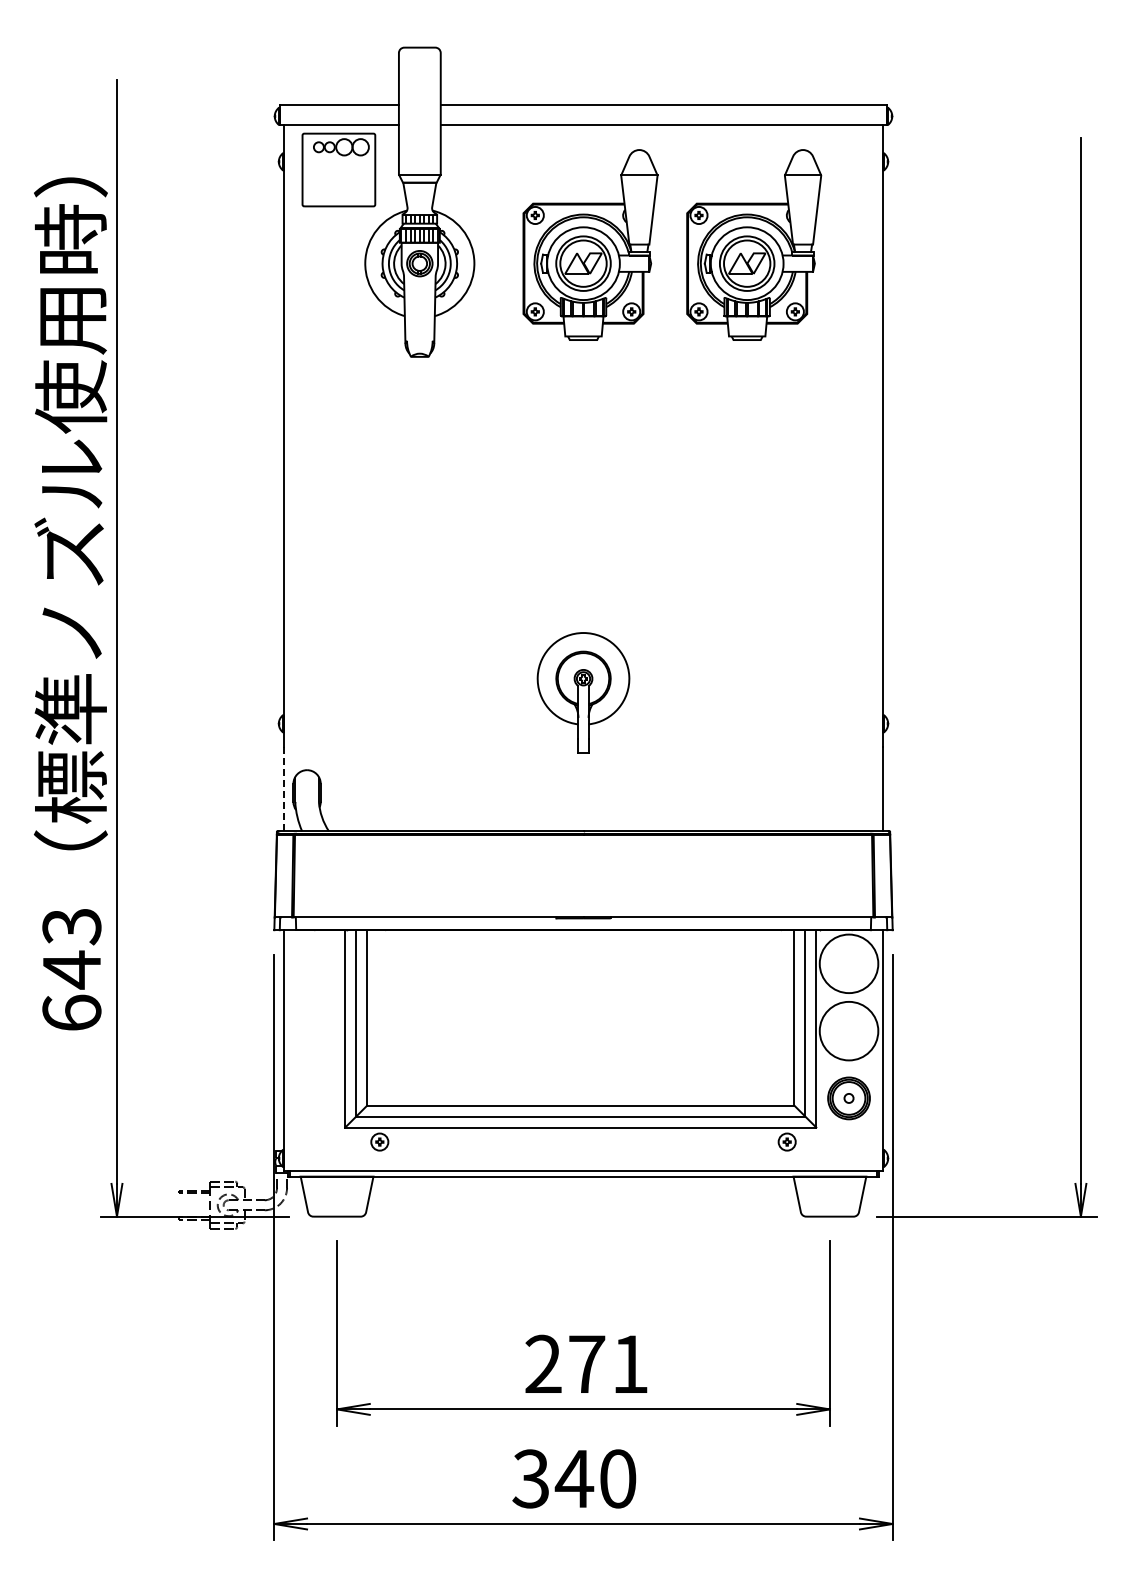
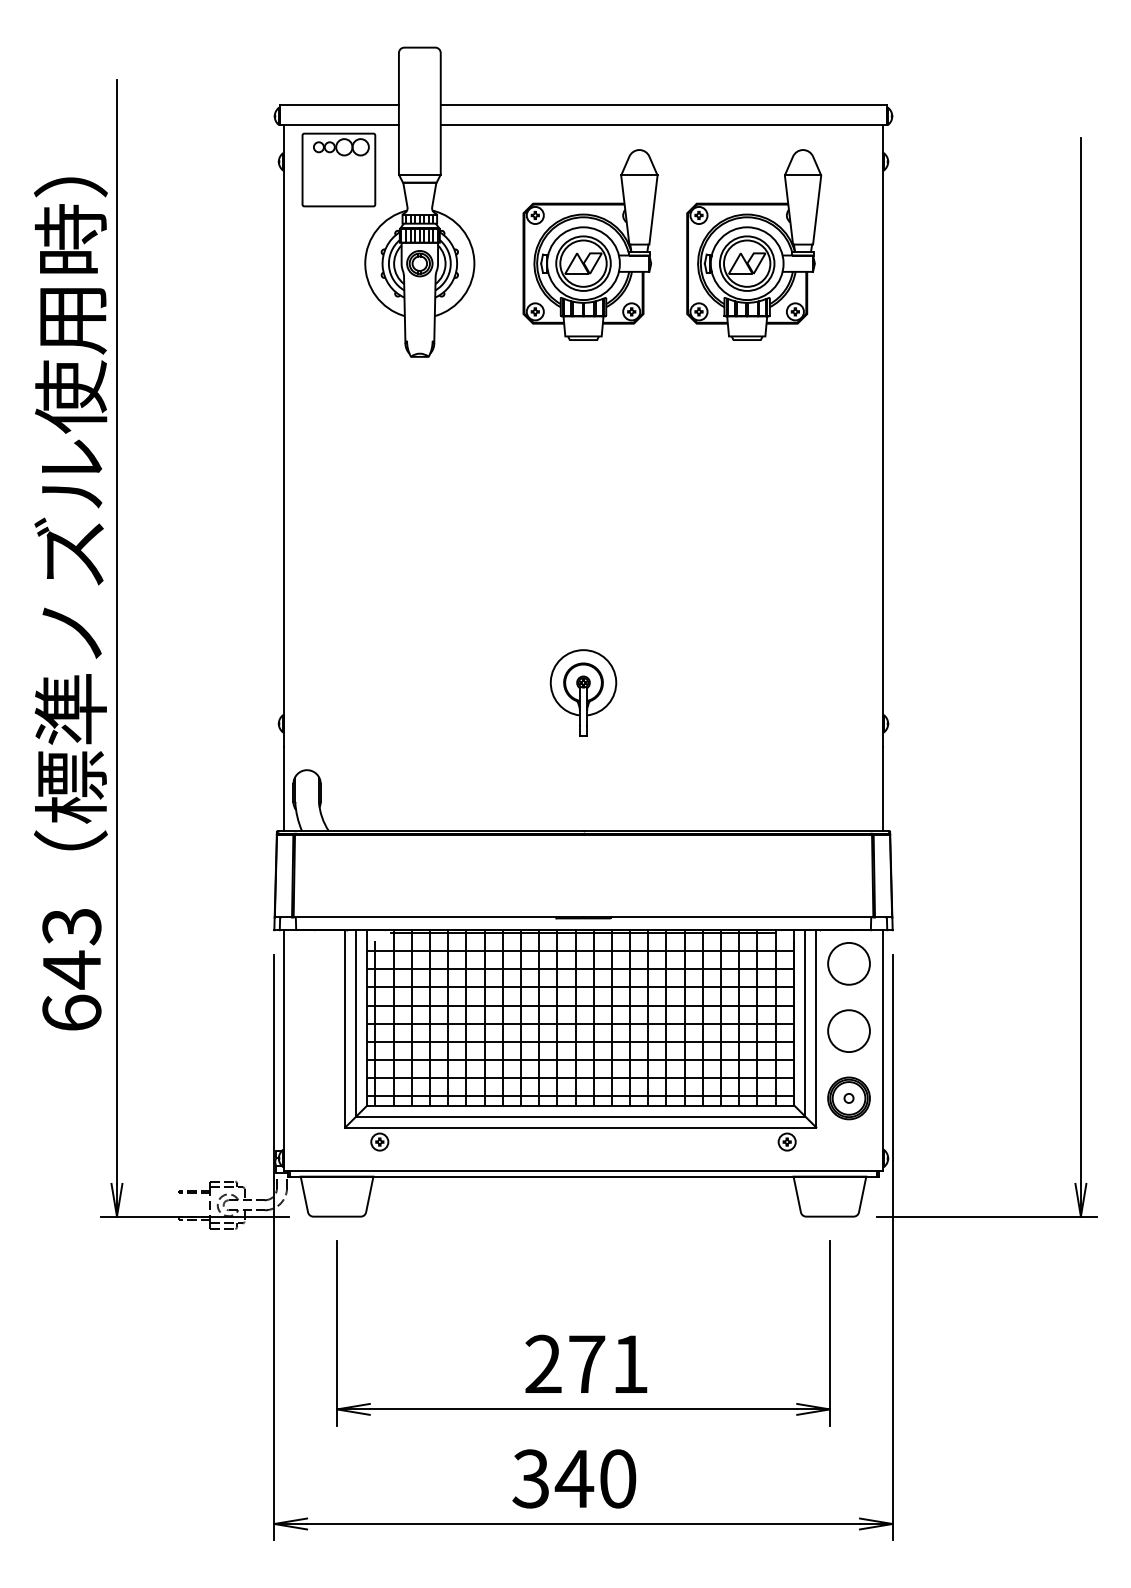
part size: 95x122 px -> 69x88 px (583, 692)
line: dashed -> solid (283, 789)
circle diameter: 59 px -> 42 px (848, 963)
hatch: none -> present (580, 1017)
circle diameter: 59 px -> 42 px (848, 1031)
